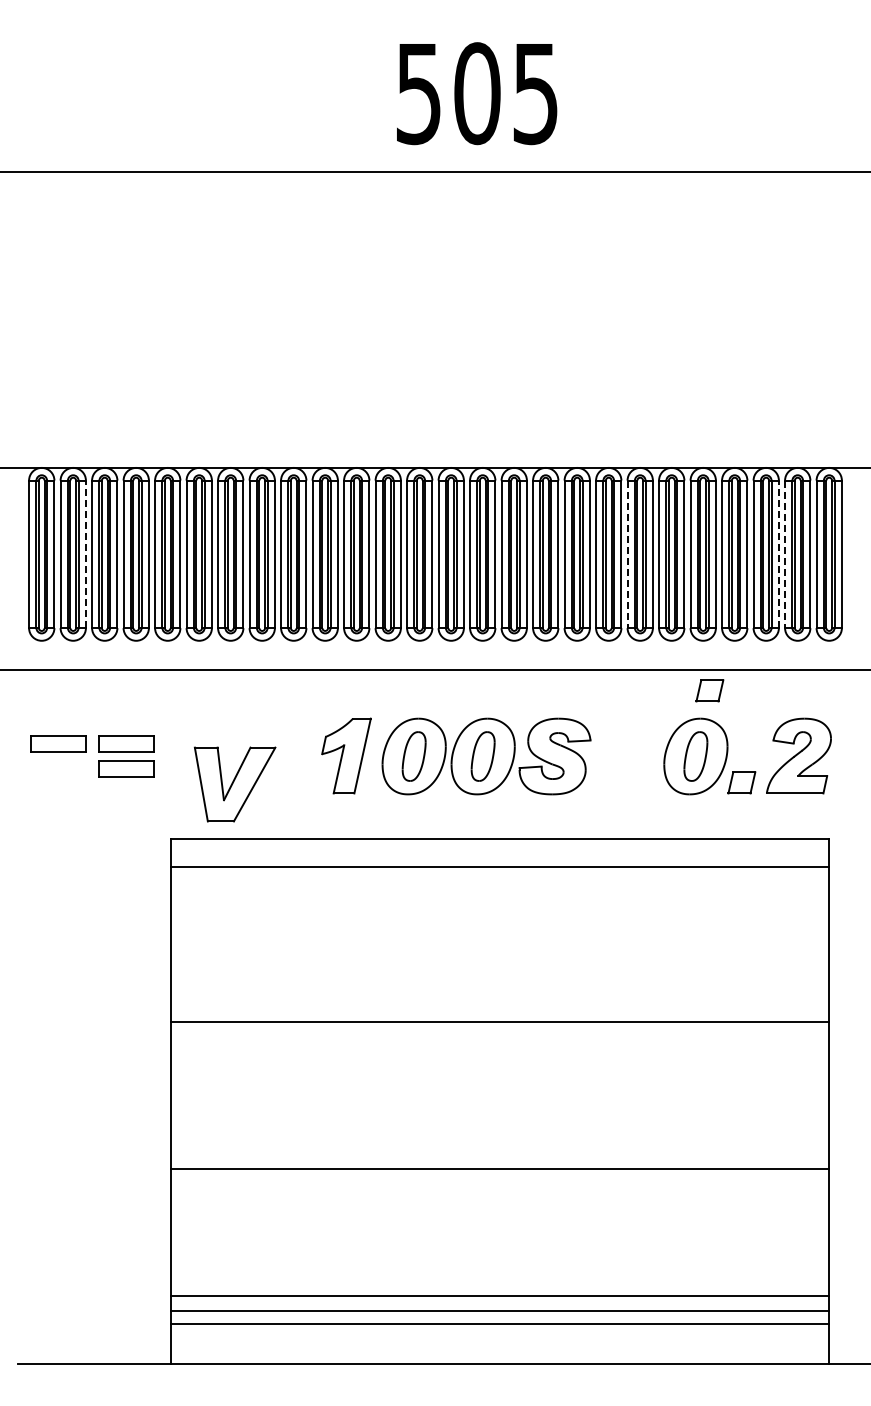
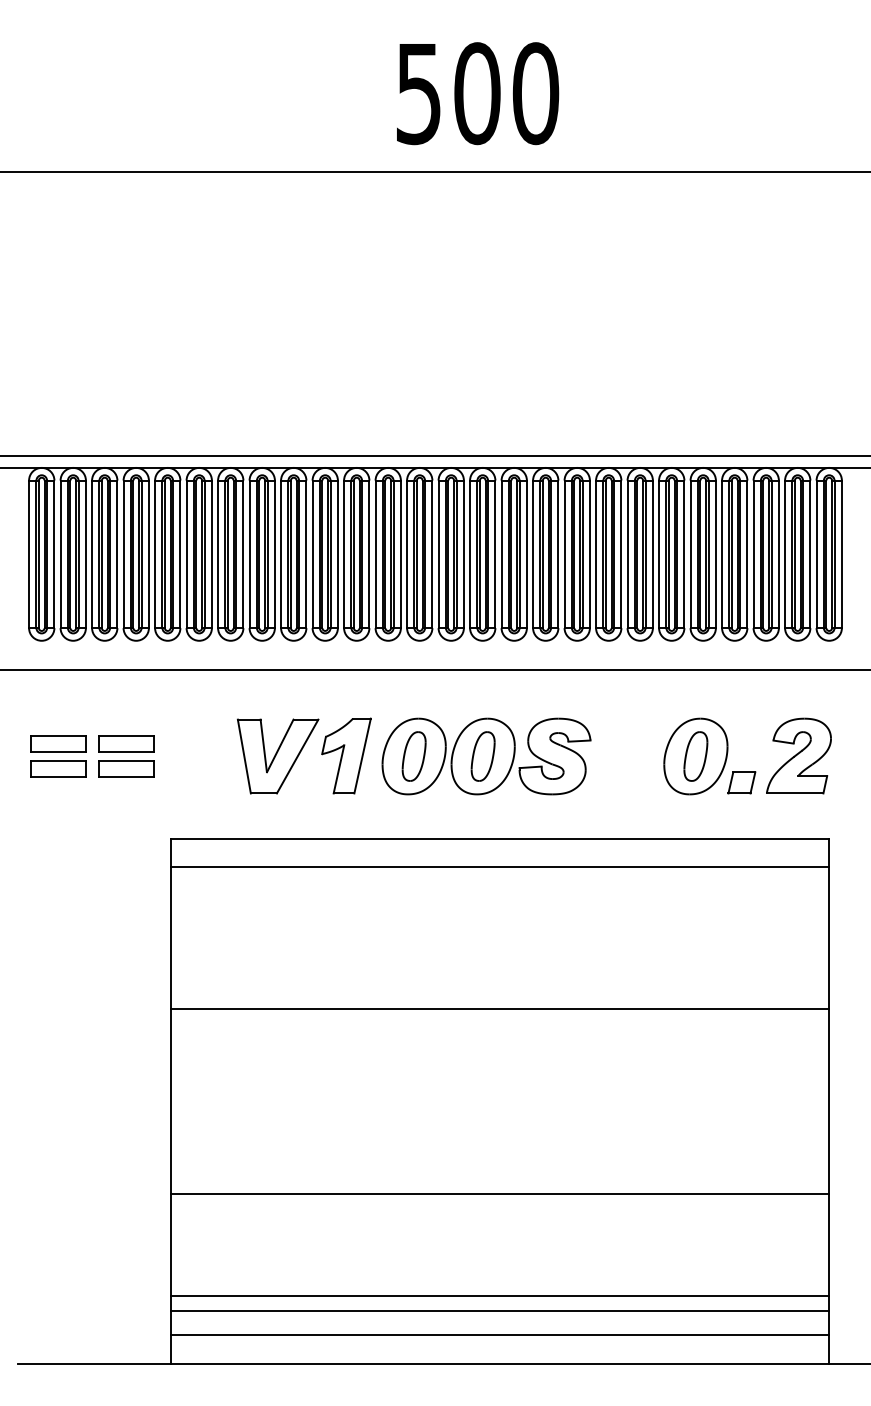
text: 505 -> 500 (535, 93)
line: none -> present (434, 455)
line: dashed -> solid (85, 554)
line: dashed -> solid (627, 554)
line: dashed -> solid (778, 554)
line: dashed -> solid (785, 554)
part: present -> none (709, 690)
part: none -> present (58, 768)
part position: (235, 784) -> (278, 756) (278, 756)
line position: (499, 1022) -> (499, 1009) (499, 1009)
line position: (499, 1168) -> (499, 1193) (499, 1193)
line position: (499, 1324) -> (499, 1335) (499, 1335)
